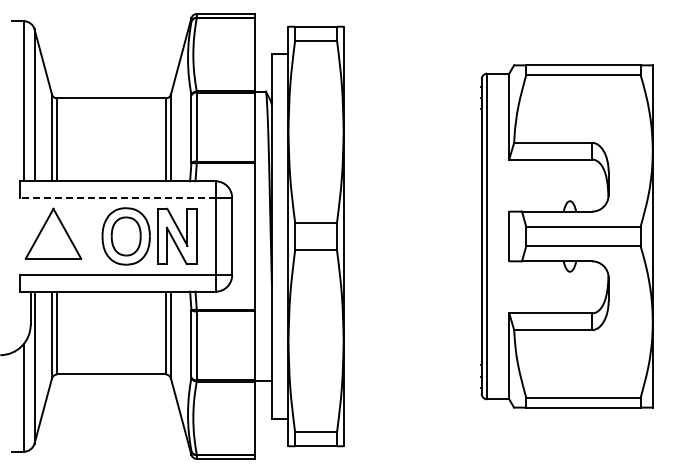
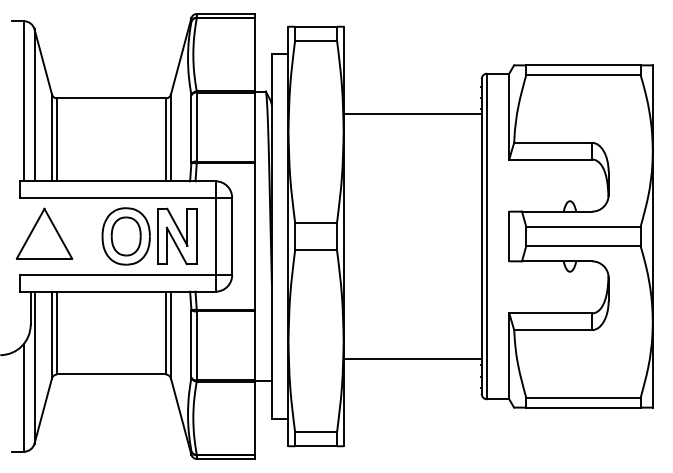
line: none -> present (412, 113)
line: dashed -> solid (117, 197)
part position: (53, 233) -> (44, 233) (44, 233)
line: none -> present (412, 359)
